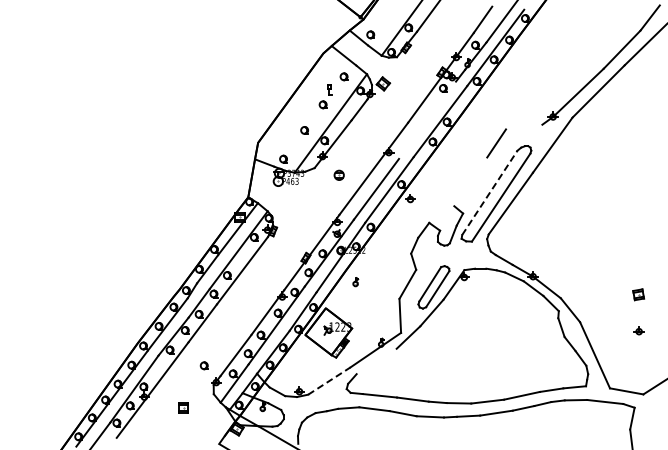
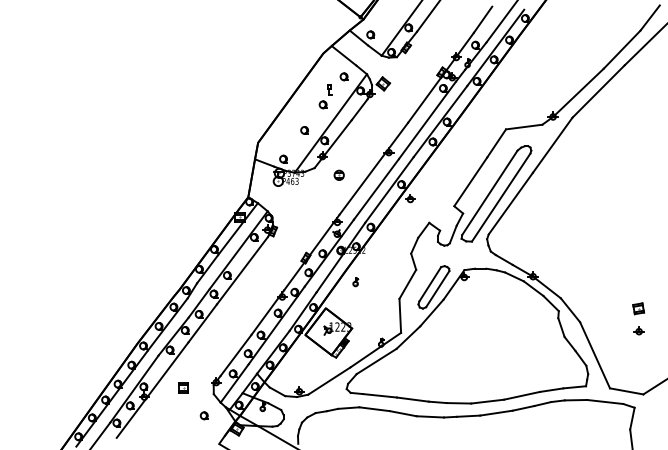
line: none -> present (427, 119)
line: none -> present (524, 126)
line: none -> present (470, 181)
line: dashed -> solid (490, 192)
part position: (638, 294) -> (638, 308) (638, 308)
line: none -> present (376, 361)
part position: (203, 365) -> (203, 415) (203, 415)
line: dashed -> solid (329, 380)
part position: (183, 407) -> (183, 387) (183, 387)
